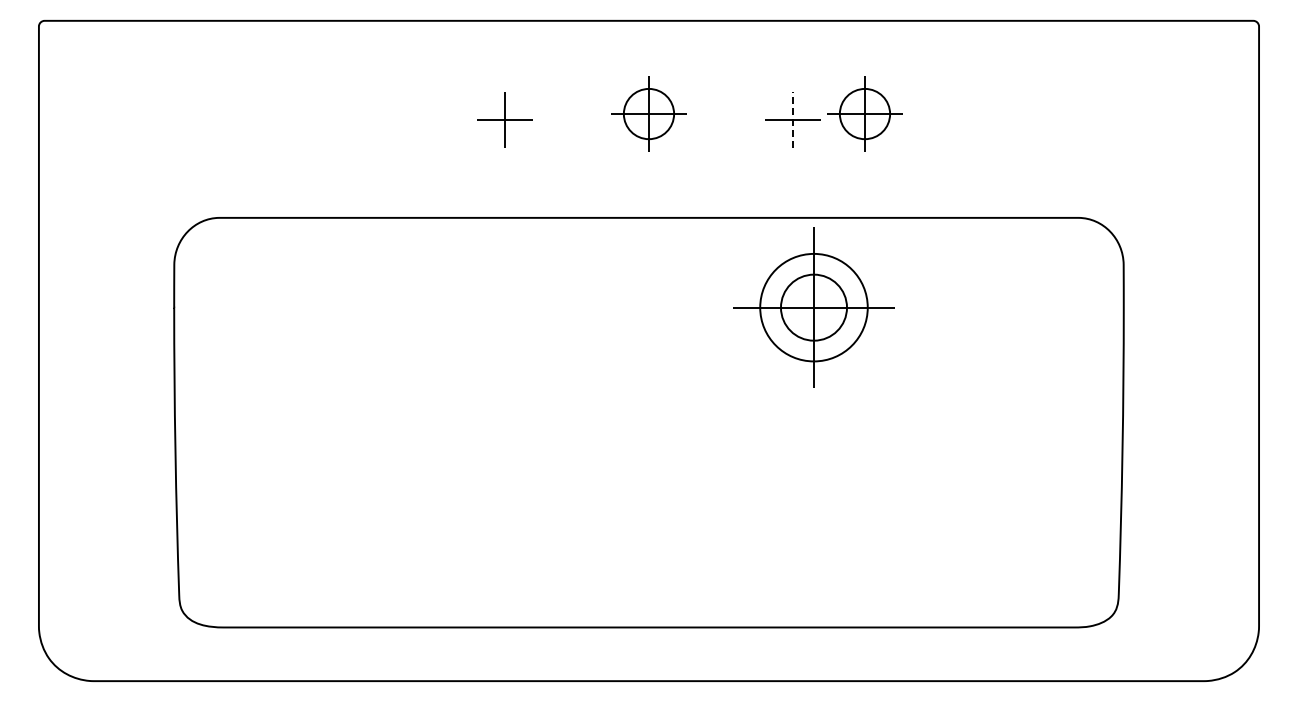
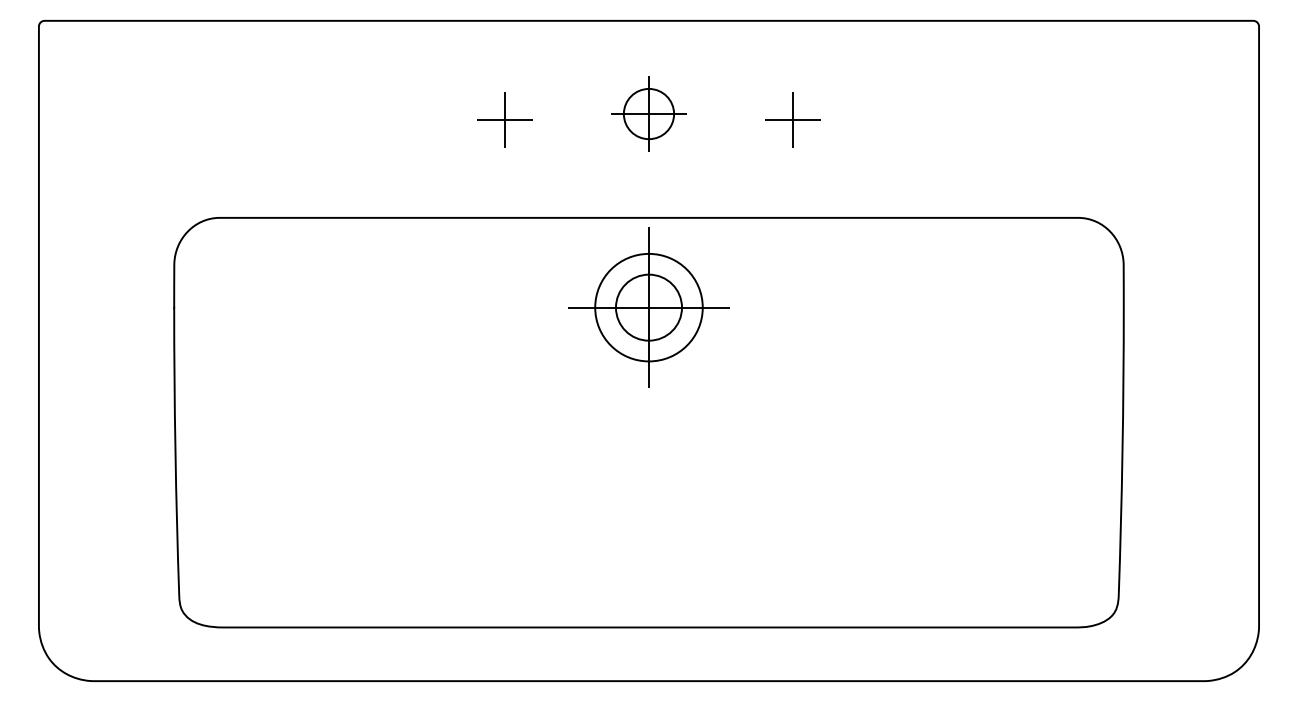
part: present -> none (864, 113)
line: dashed -> solid (792, 119)
part position: (813, 307) -> (648, 307) (648, 307)
